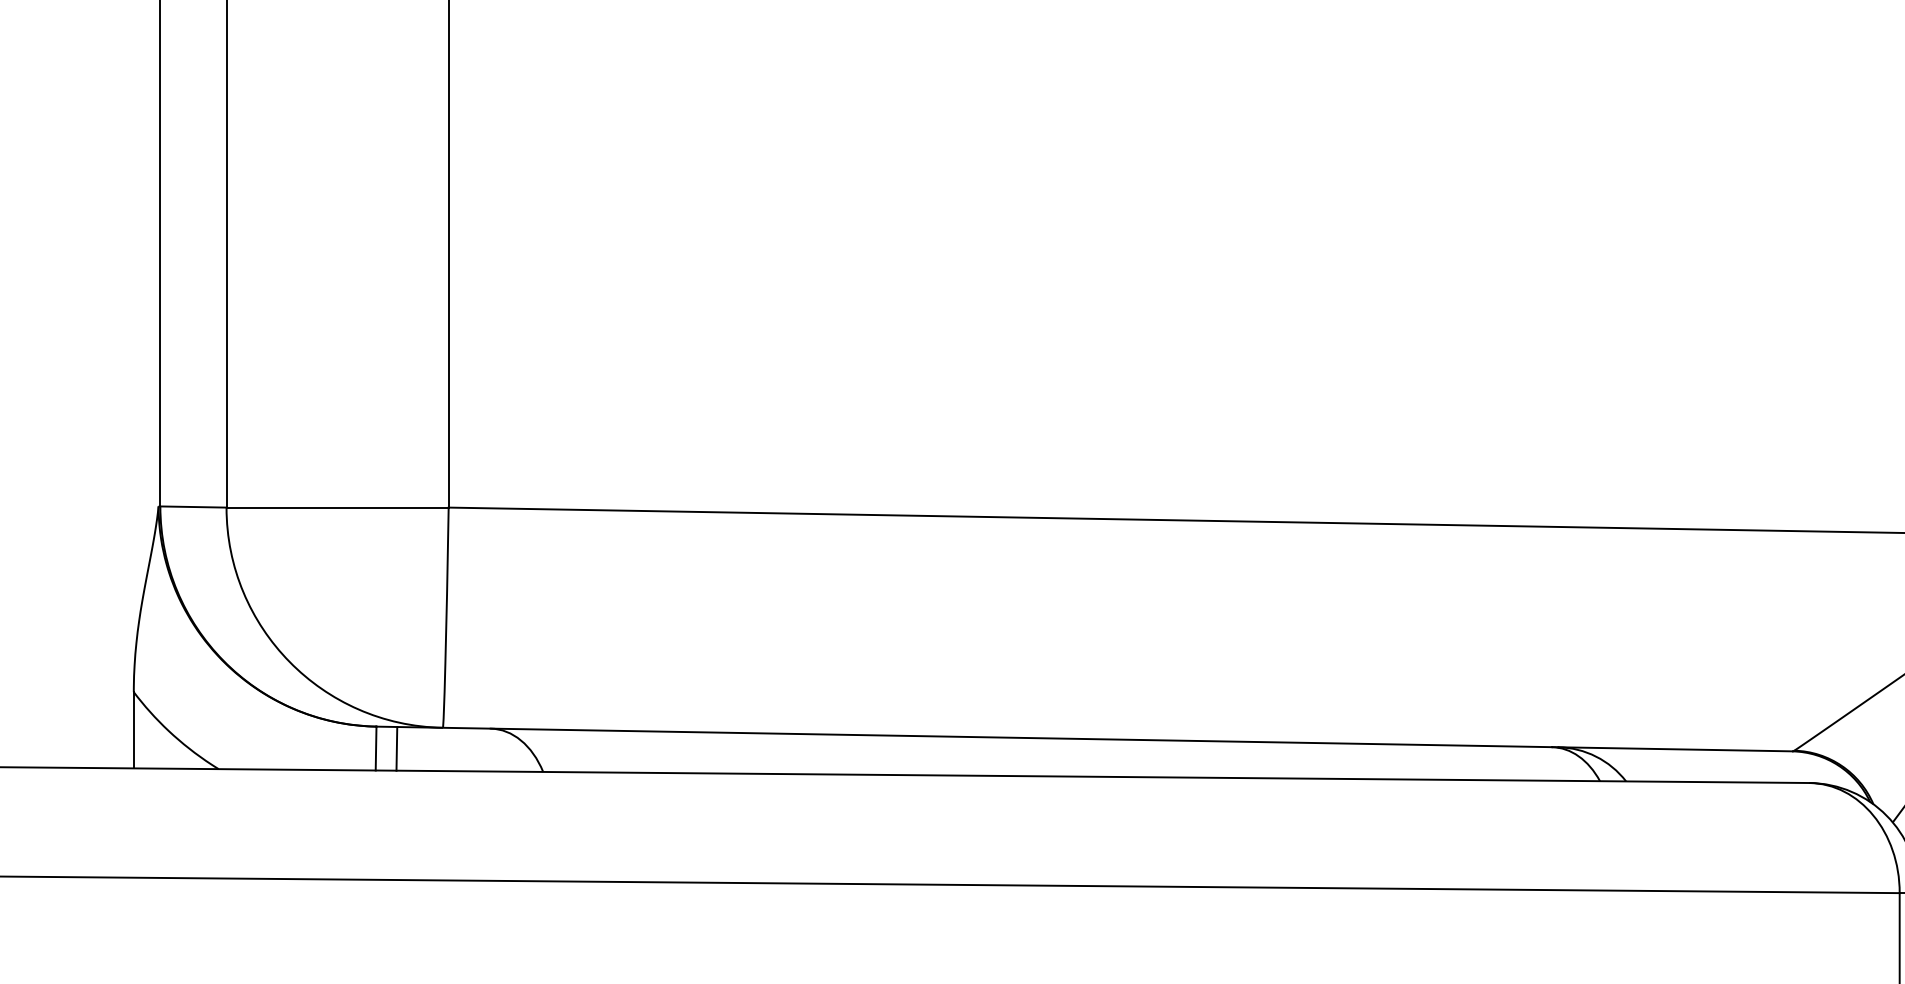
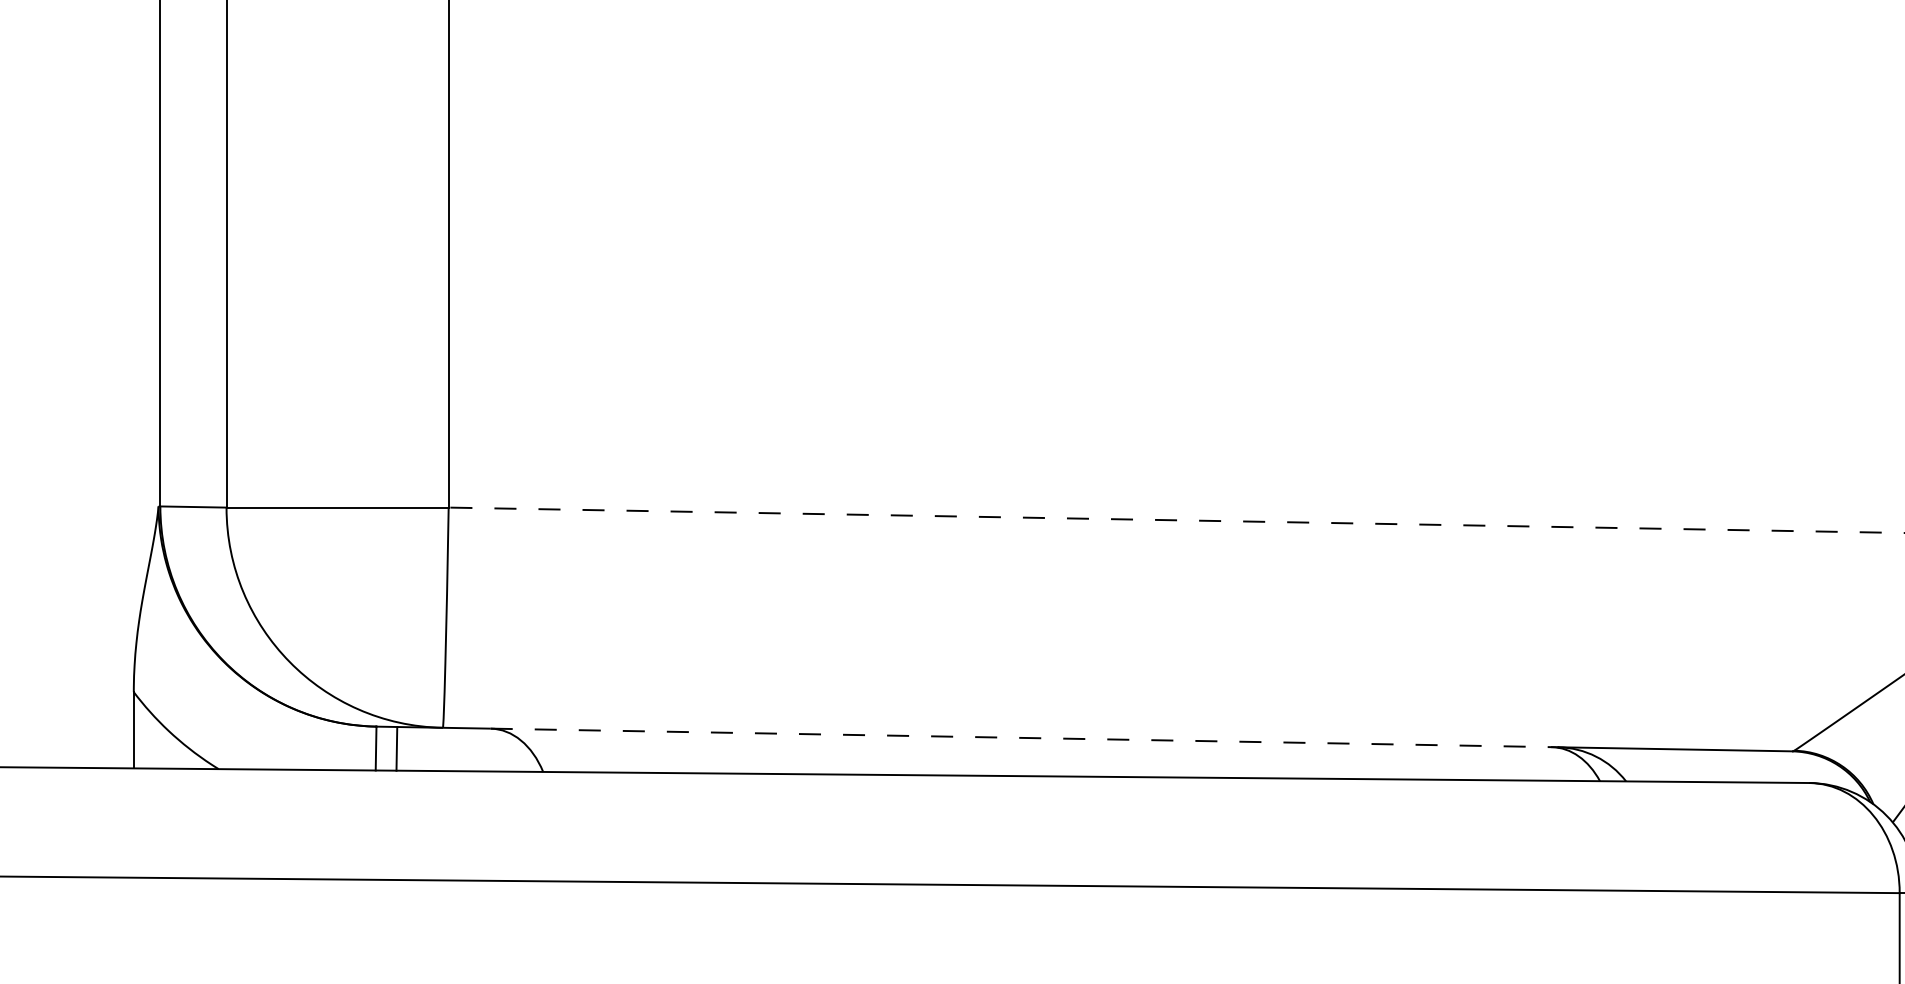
line: solid -> dashed (1176, 520)
line: solid -> dashed (1021, 737)
